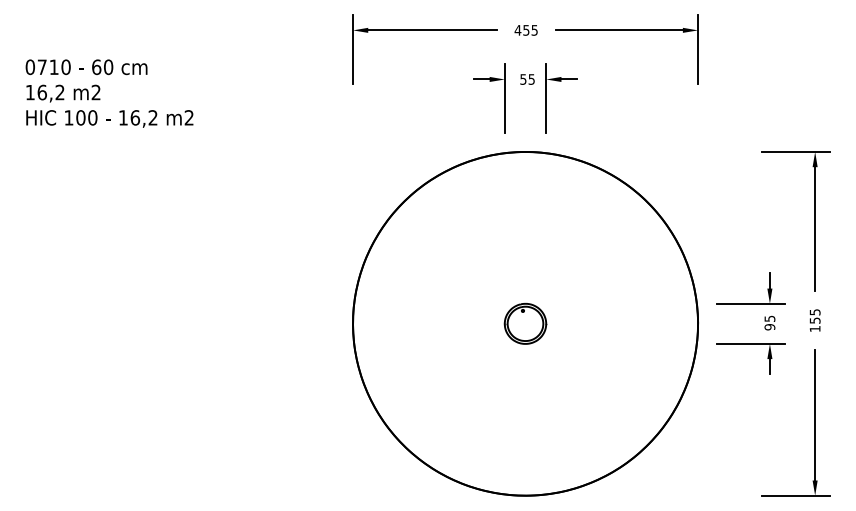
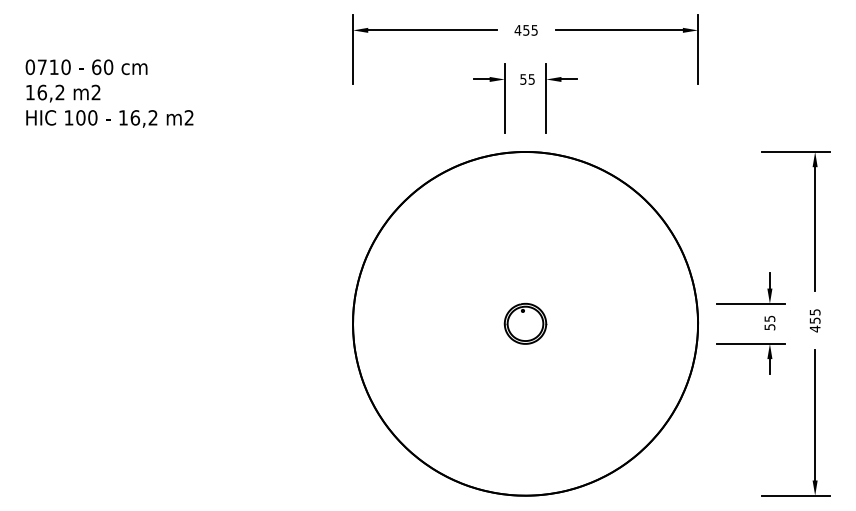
text: 95 -> 55 (769, 327)
text: 155 -> 455 (814, 328)
